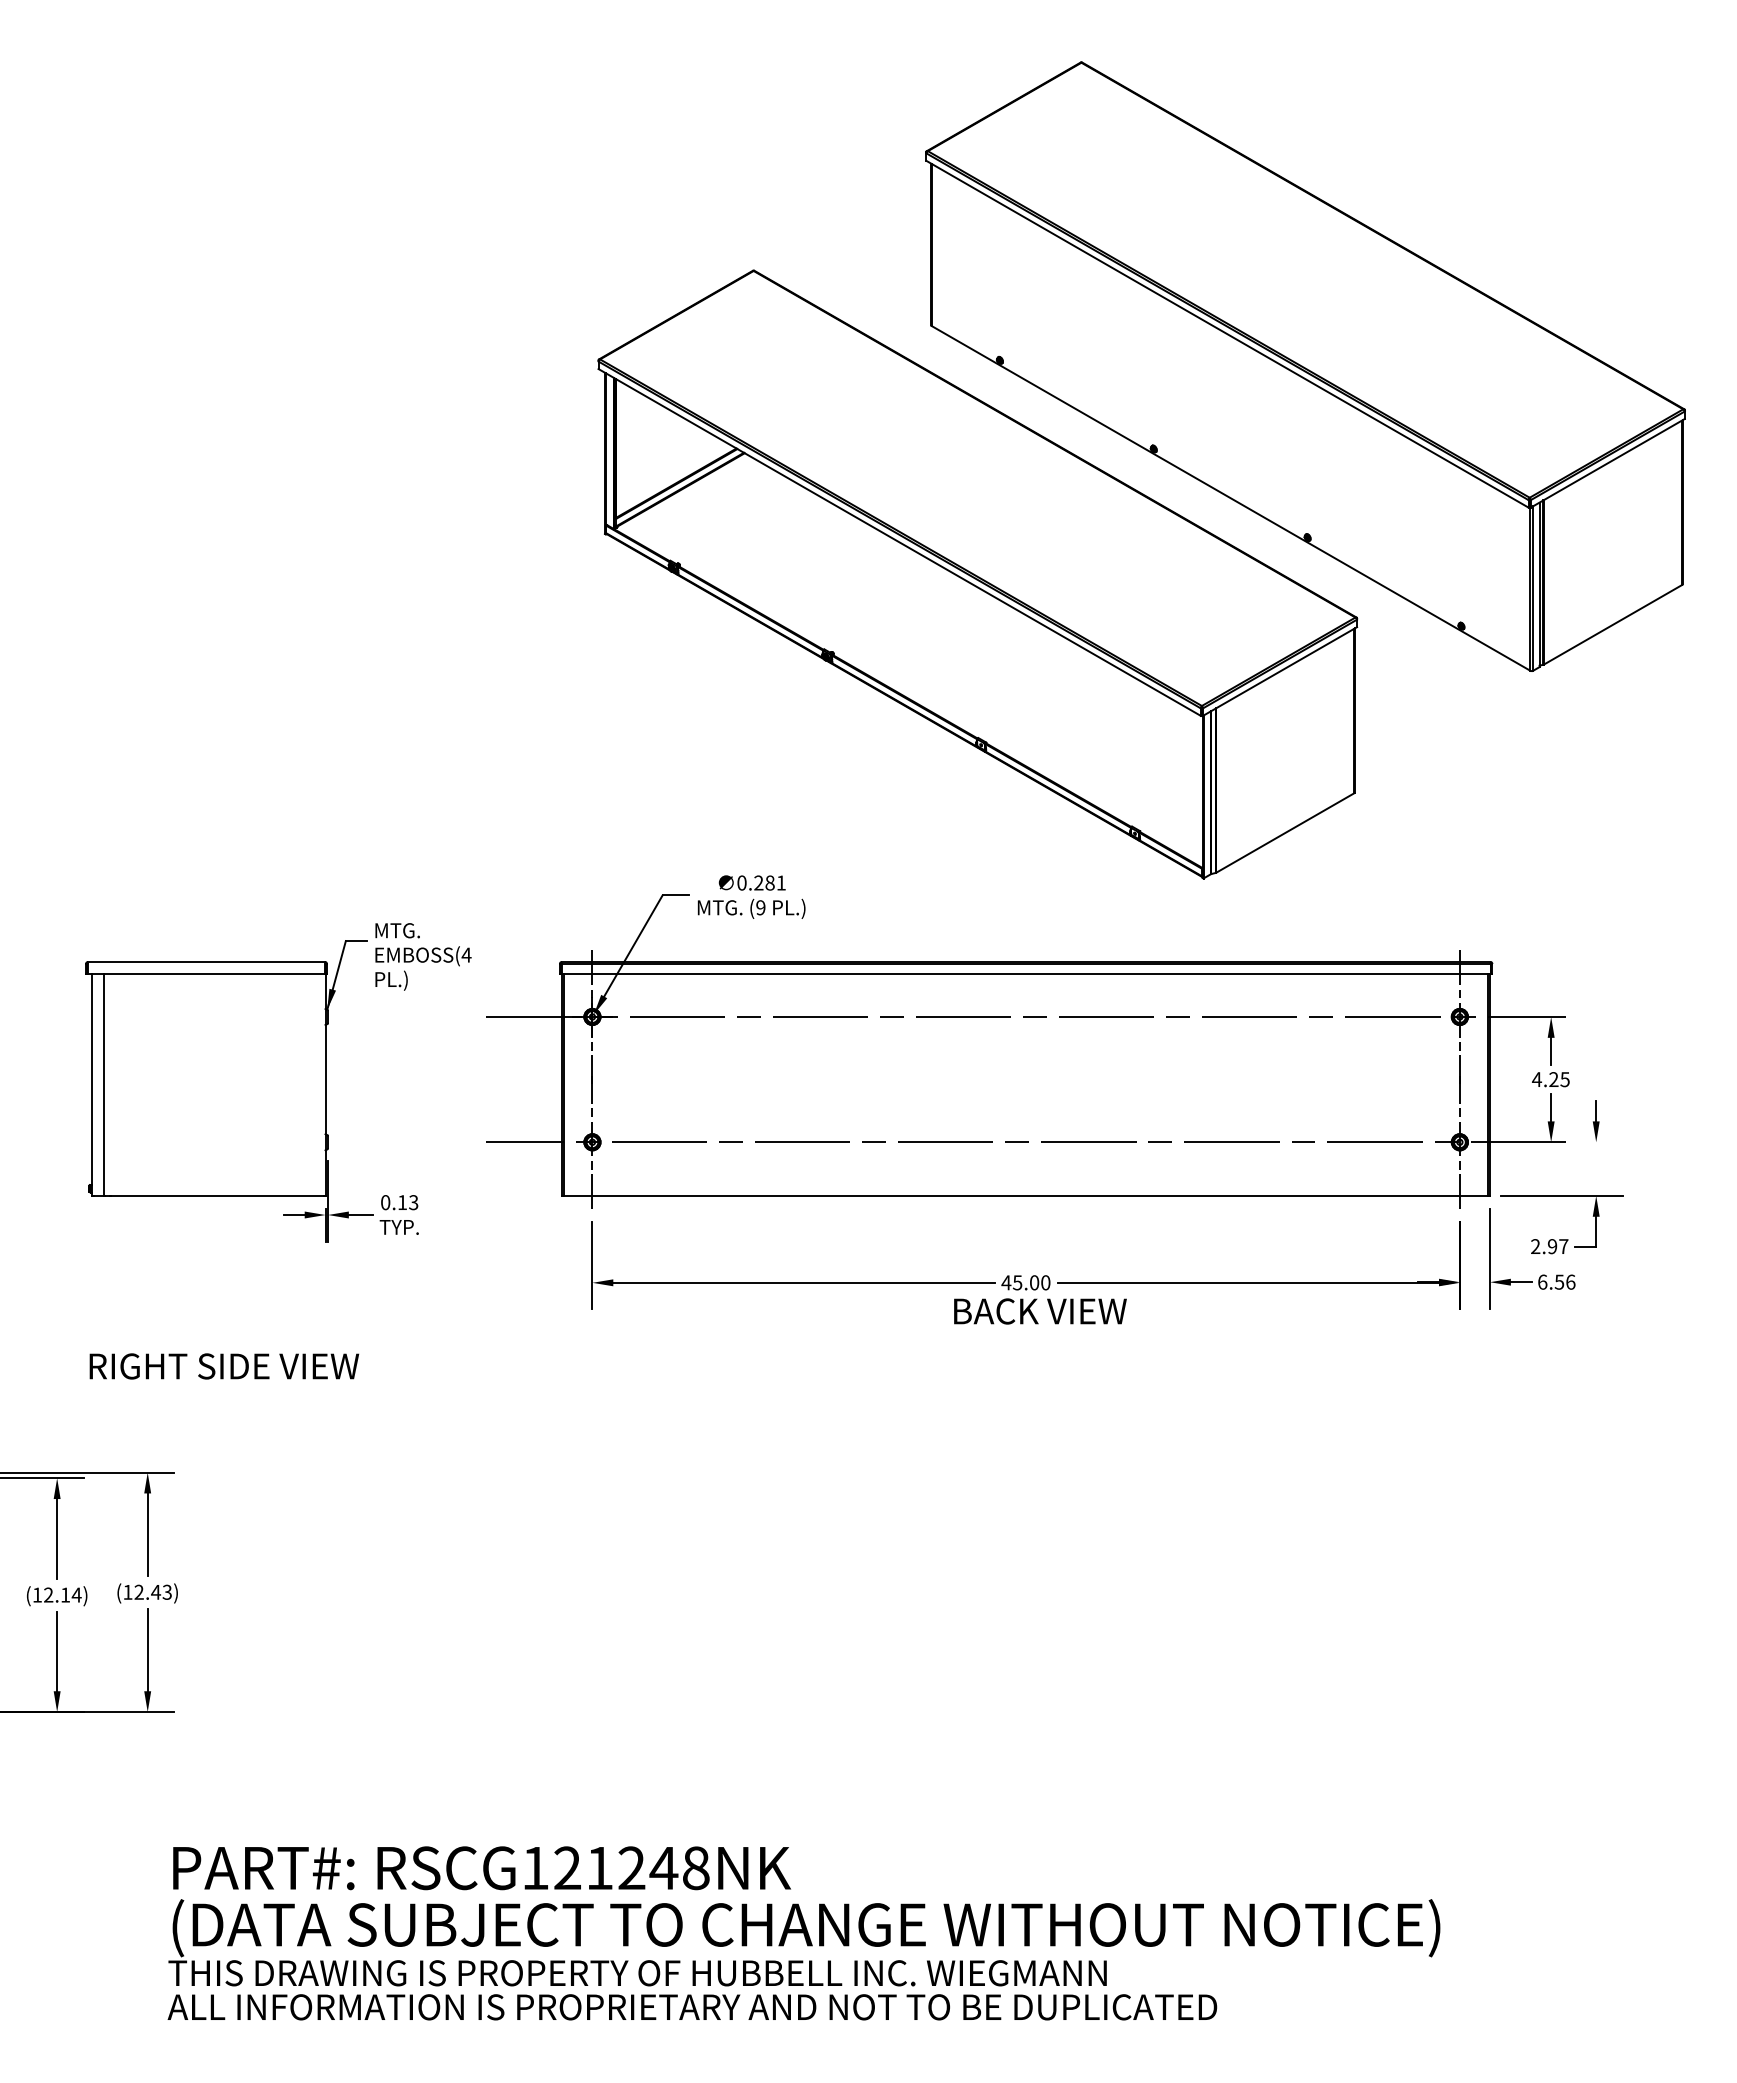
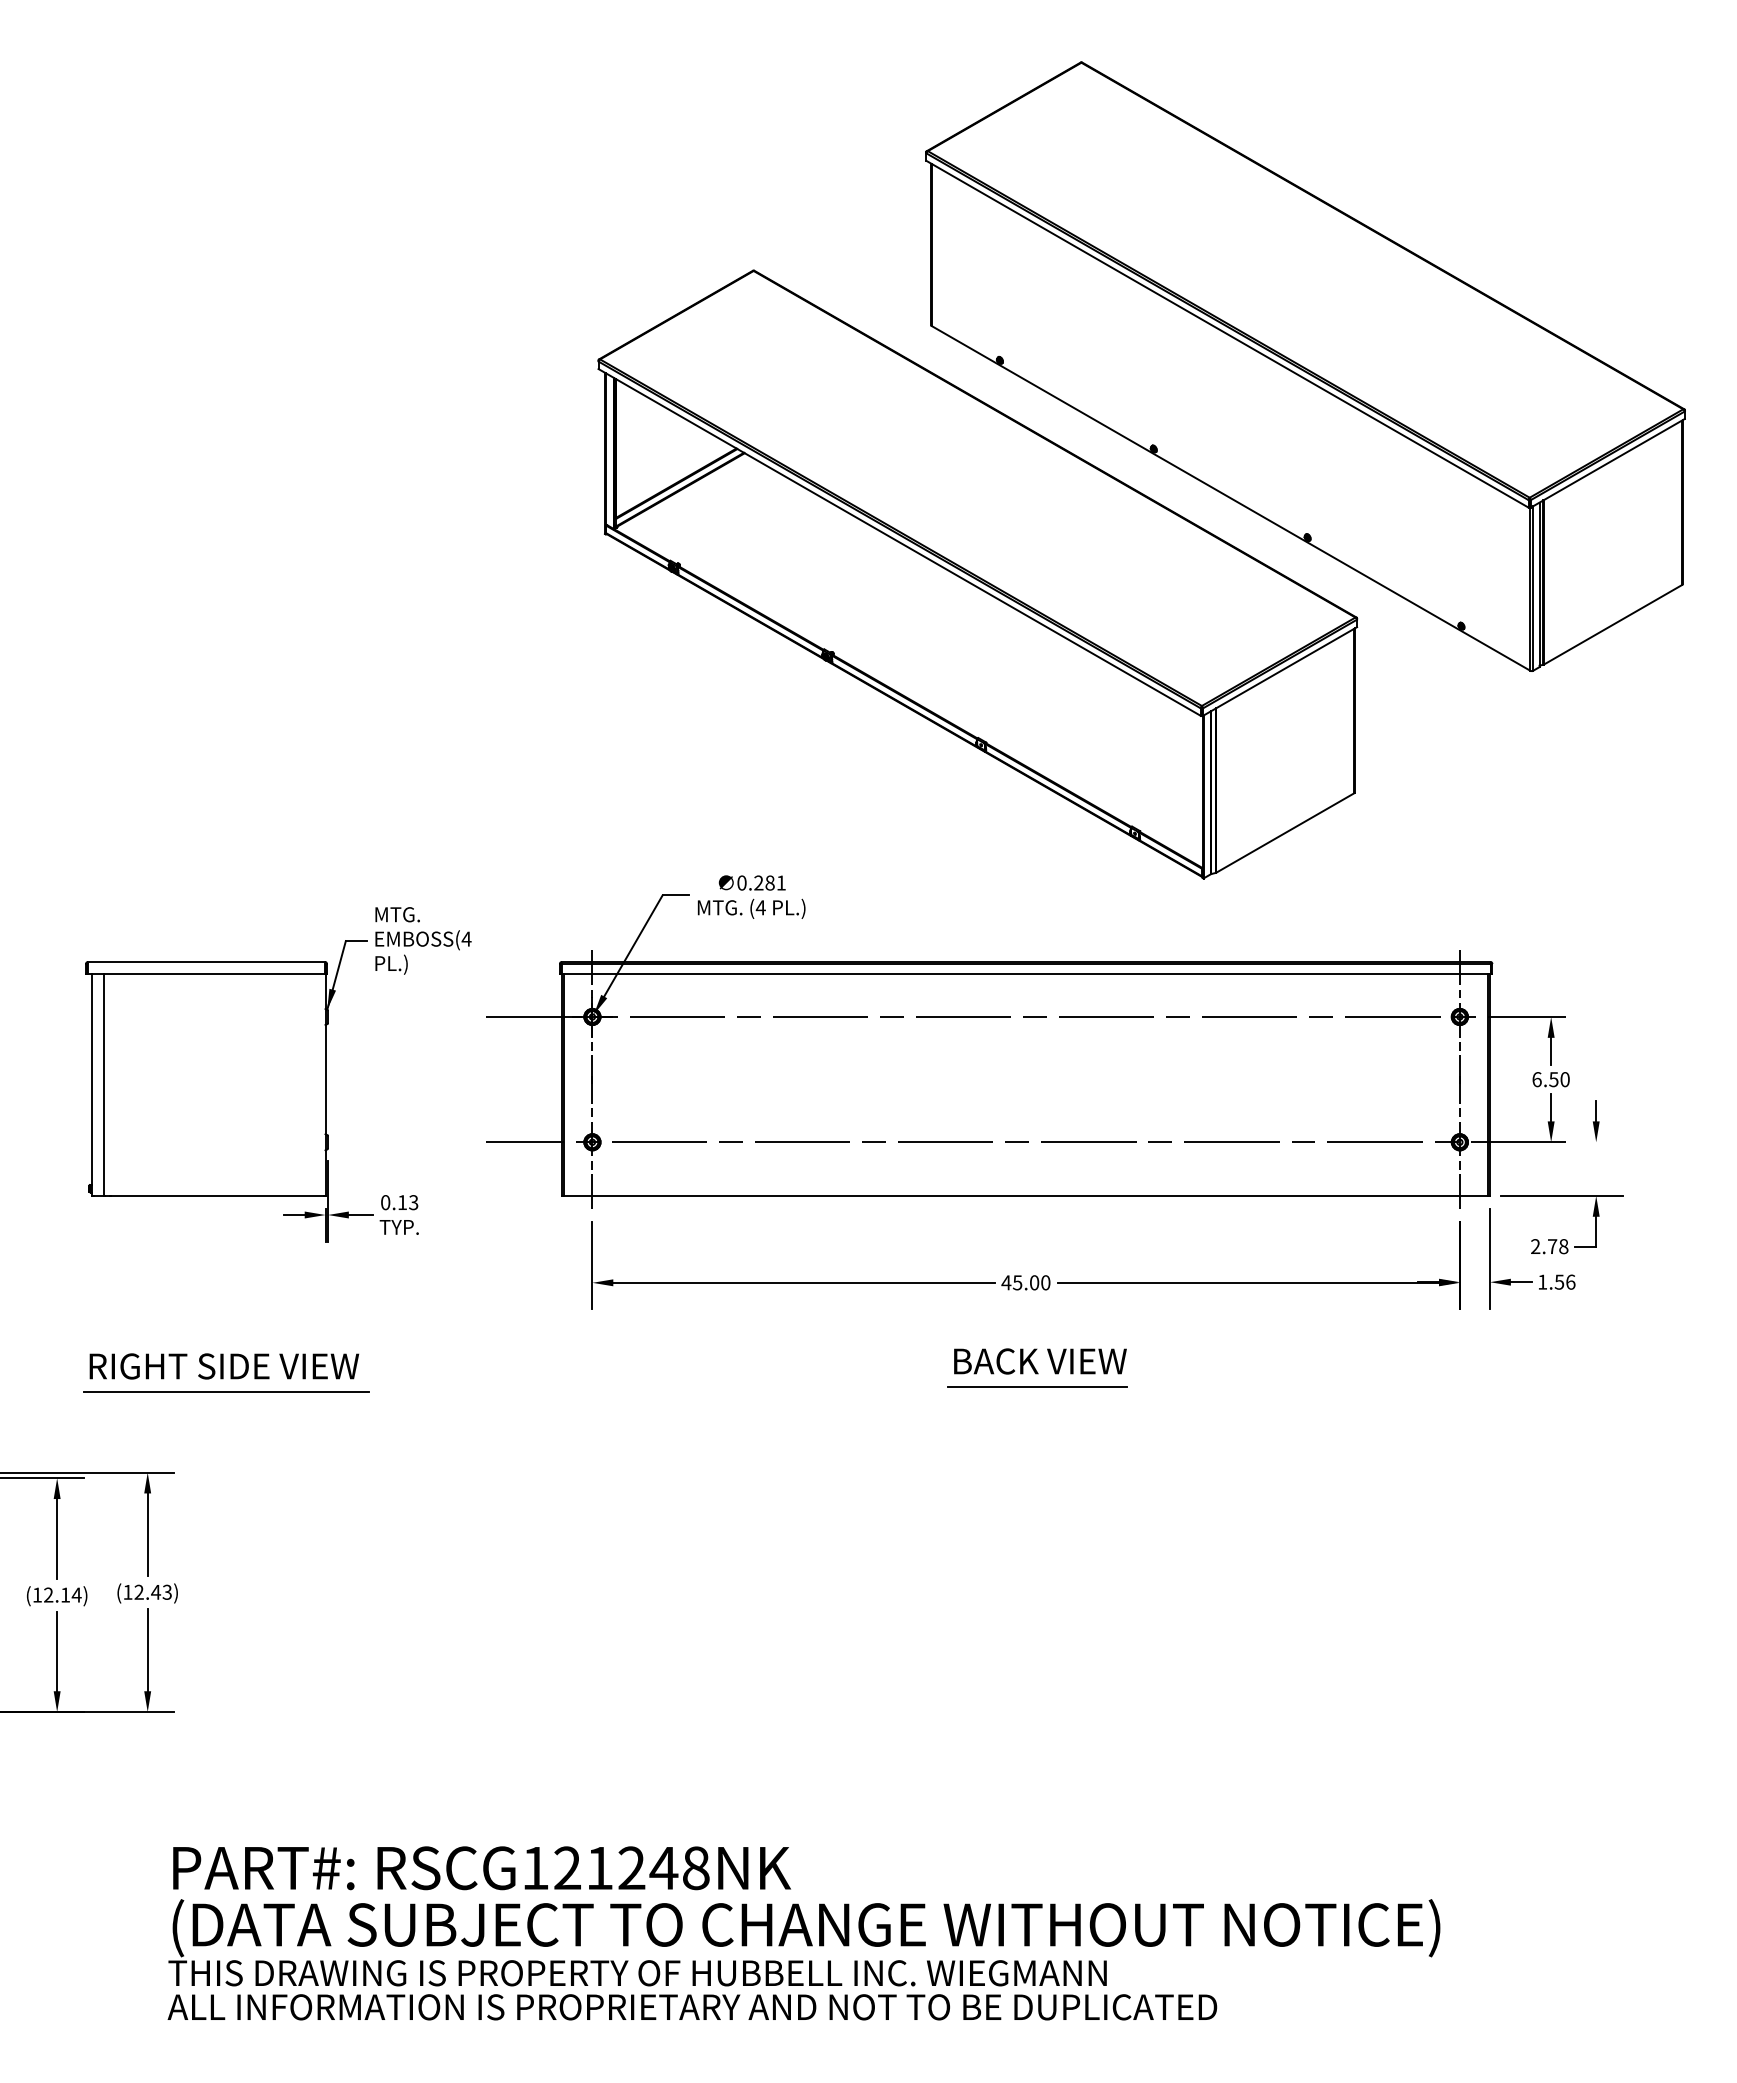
text: (9 -> (4 (760, 907)
text position: (423, 956) -> (423, 940) (423, 940)
text: 4.25 -> 6.50 (1550, 1079)
text: 2.97 -> 2.78 (1558, 1246)
text: 6.56 -> 1.56 (1542, 1281)
text position: (1040, 1311) -> (1040, 1361) (1040, 1361)
line: none -> present (1037, 1387)
line: none -> present (225, 1392)
